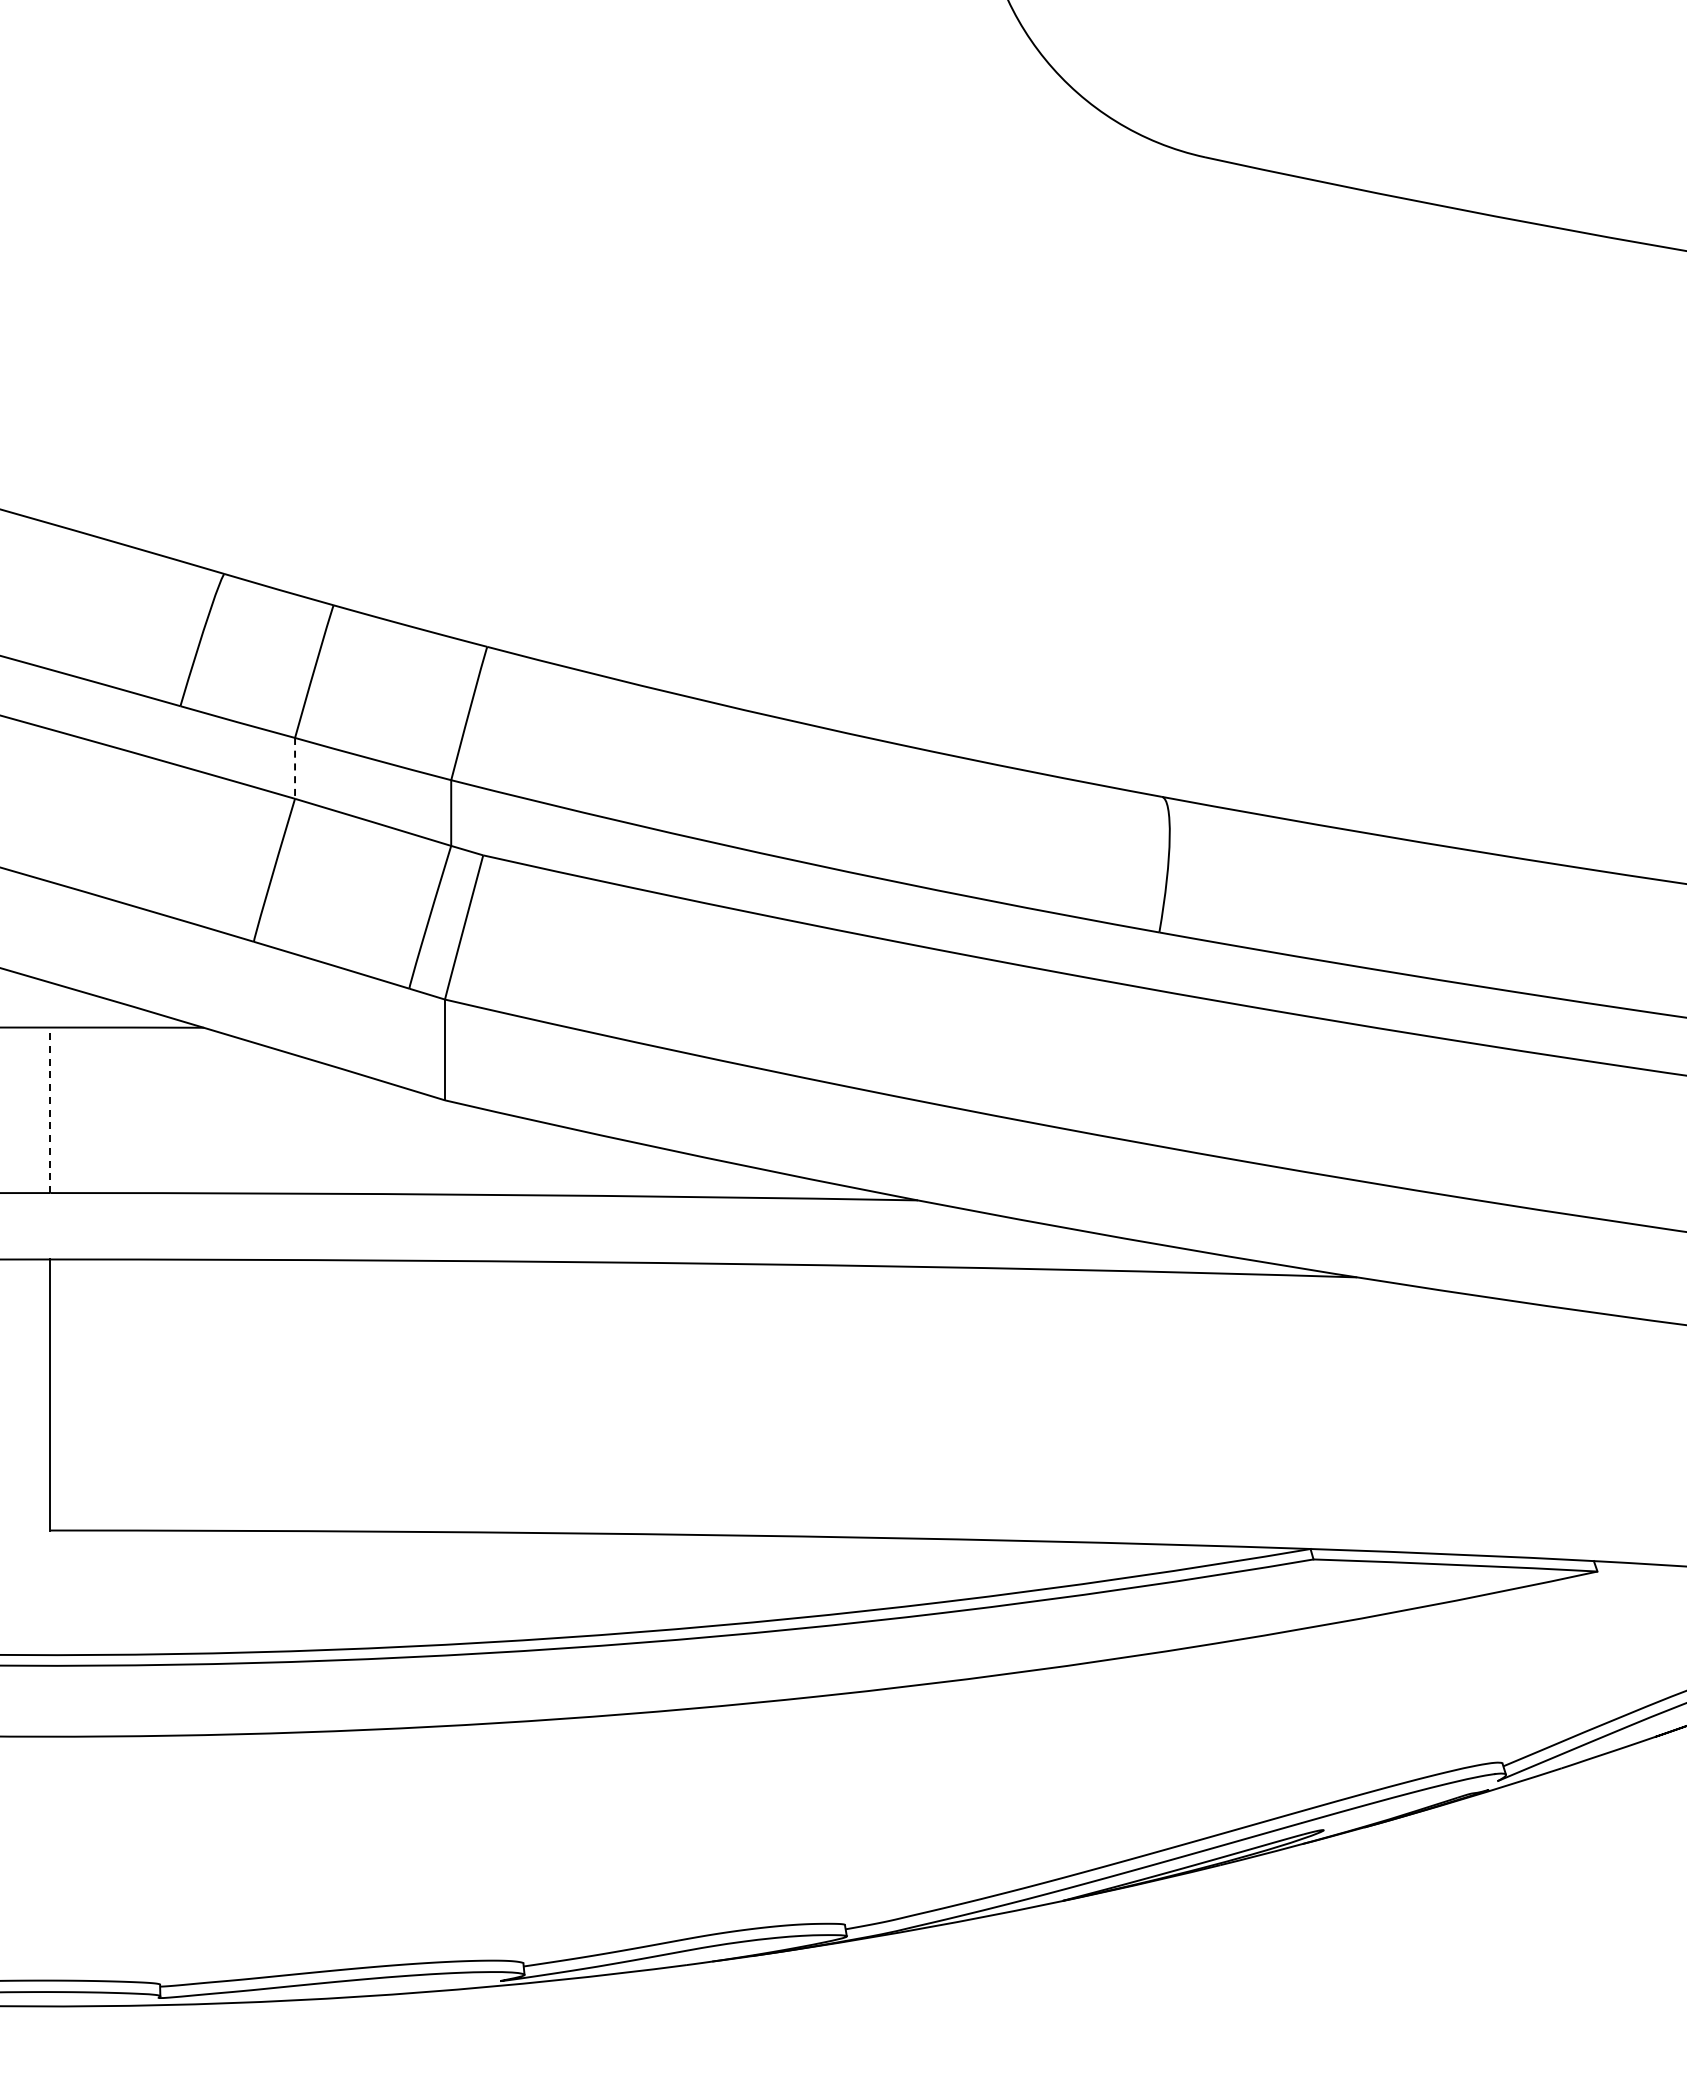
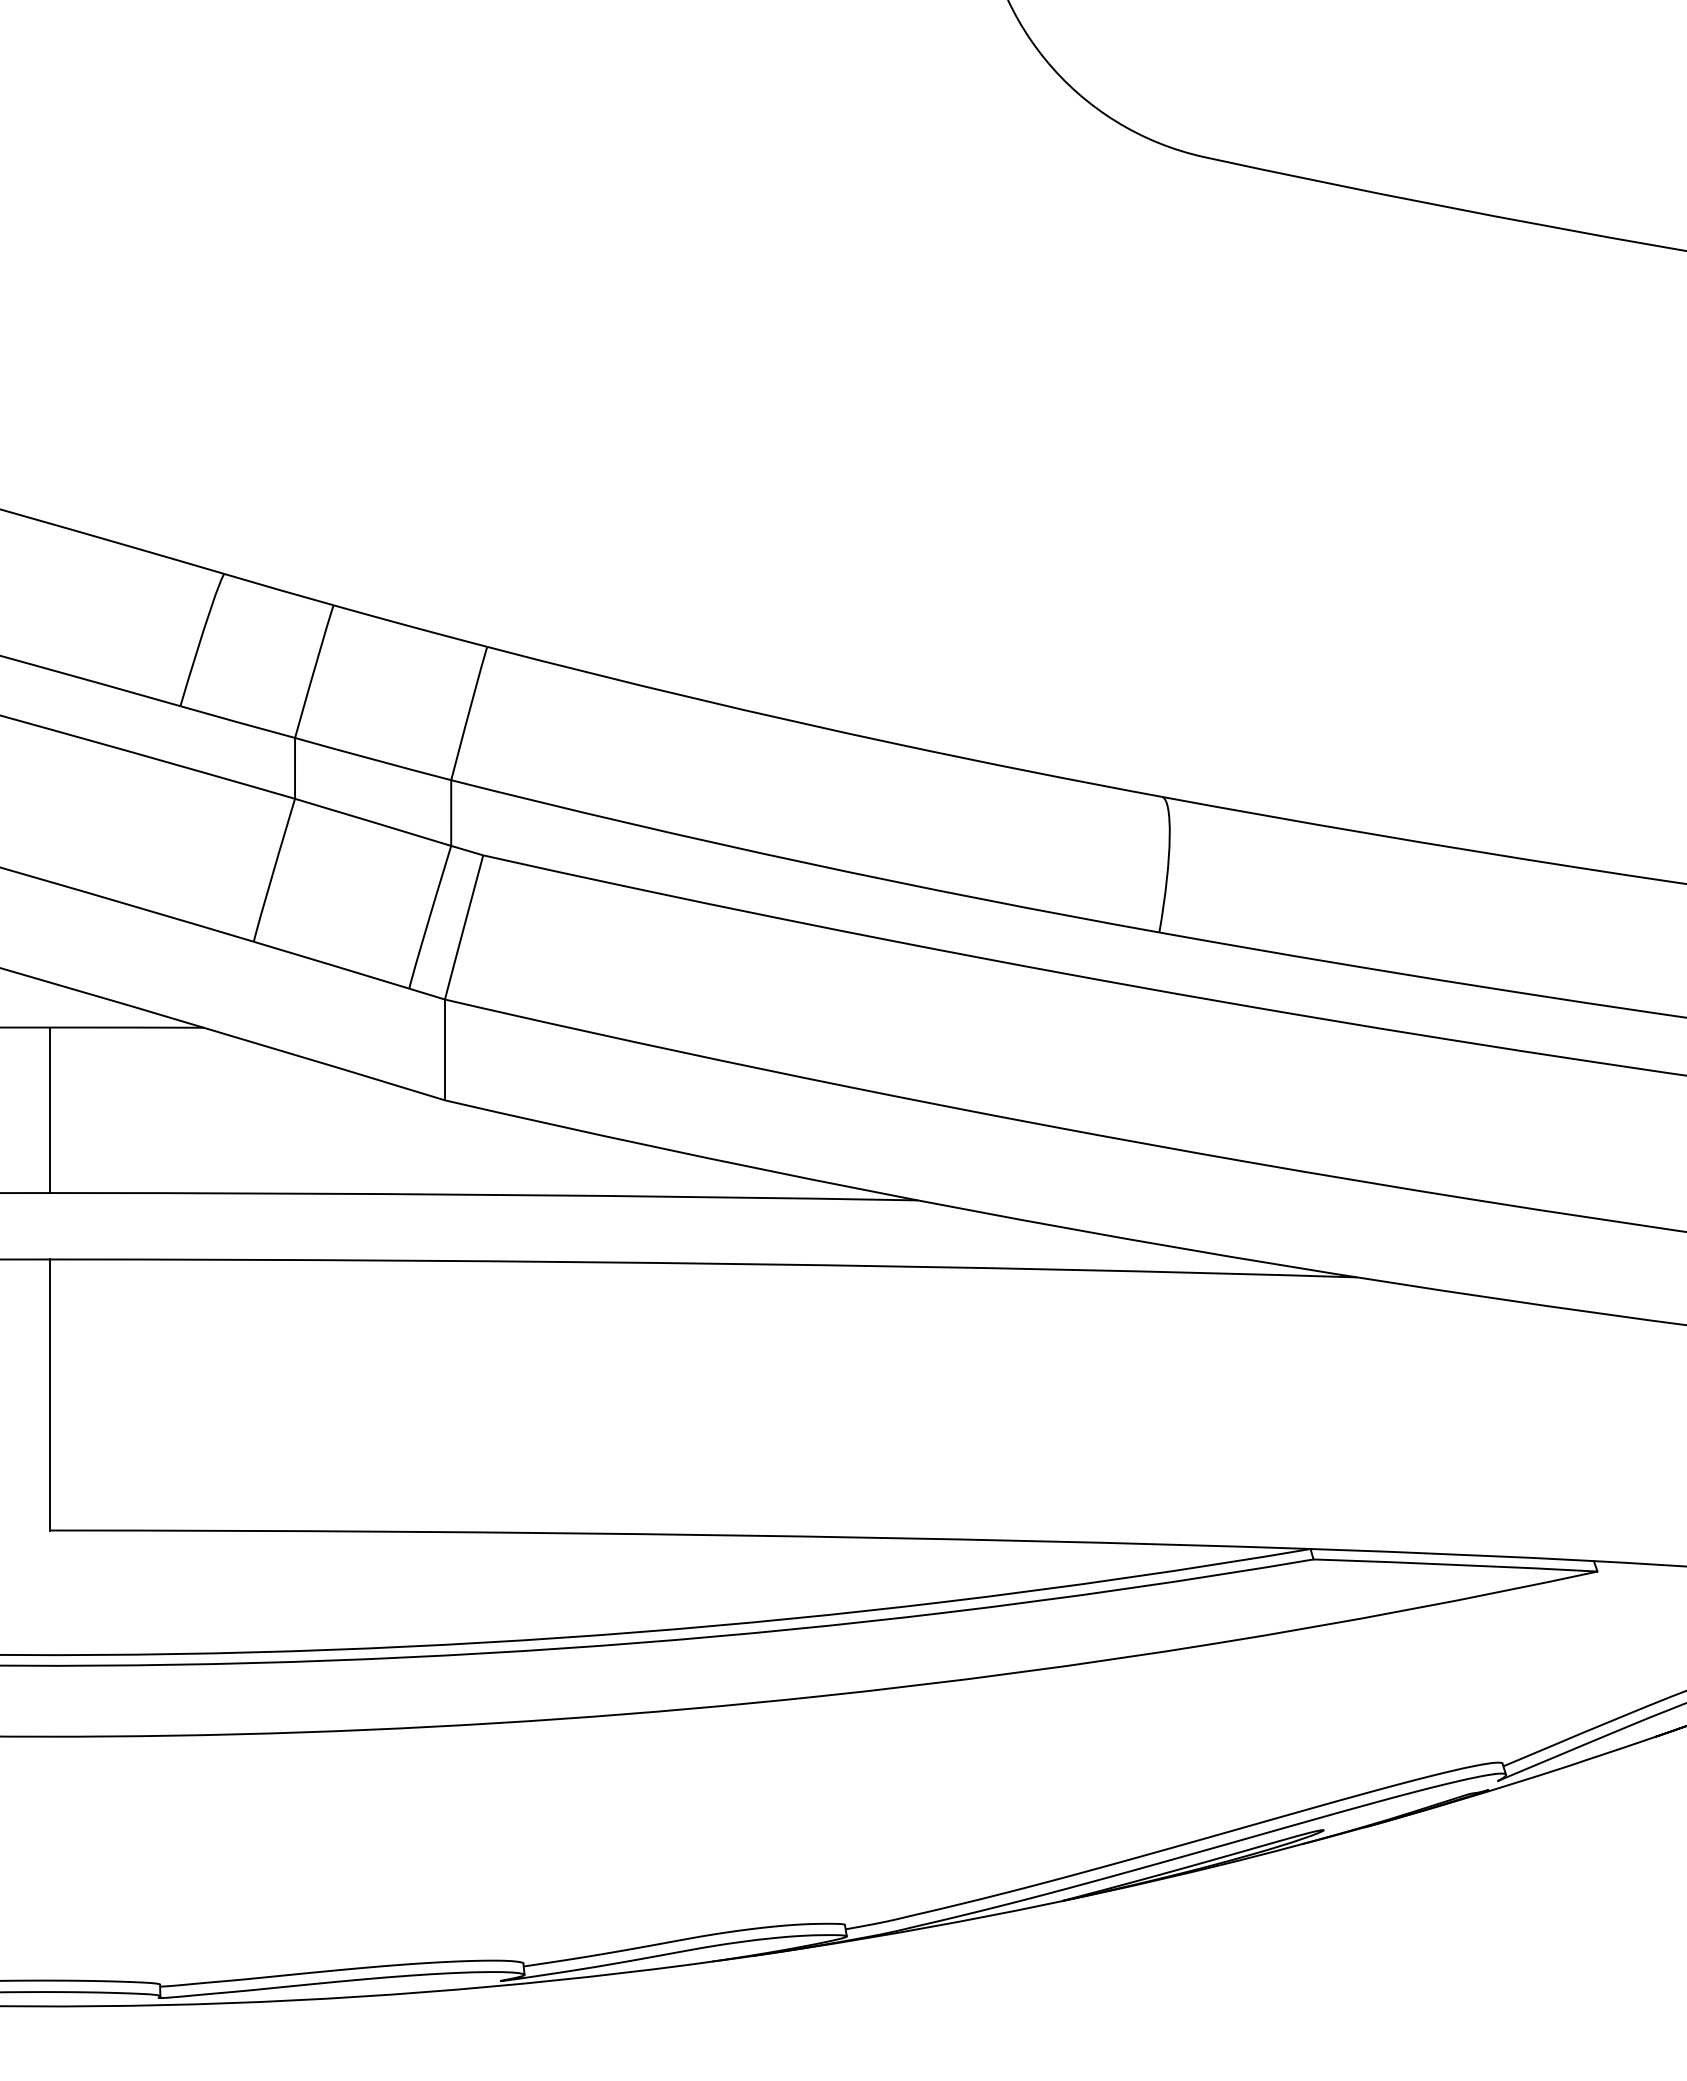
line: dashed -> solid (295, 768)
line: dashed -> solid (50, 1110)
